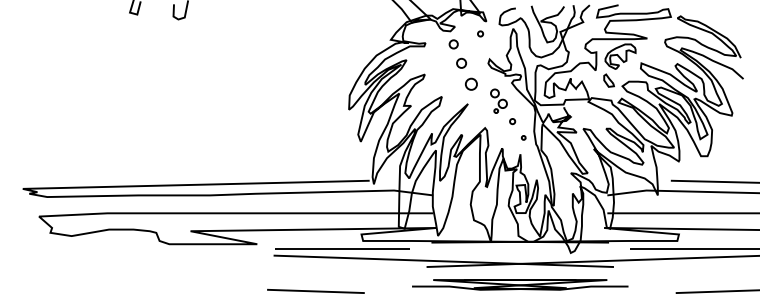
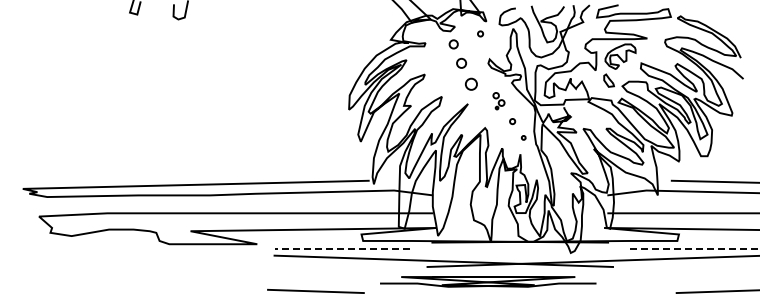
part size: 18x26 px -> 14x19 px (498, 101)
line: solid -> dashed (342, 249)
line: solid -> dashed (694, 249)
part position: (520, 284) -> (488, 281) (488, 281)
